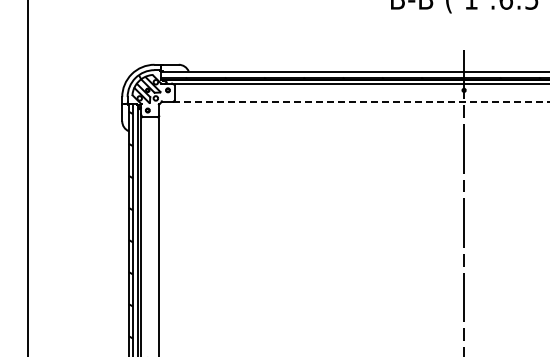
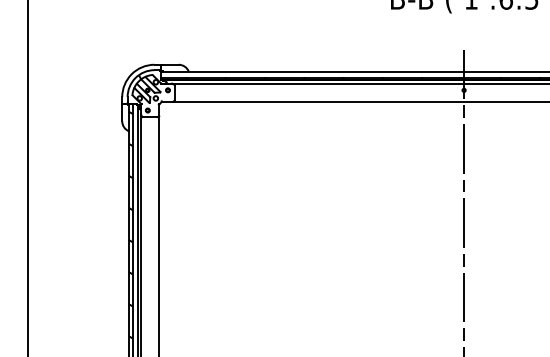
line: dashed -> solid (361, 101)
